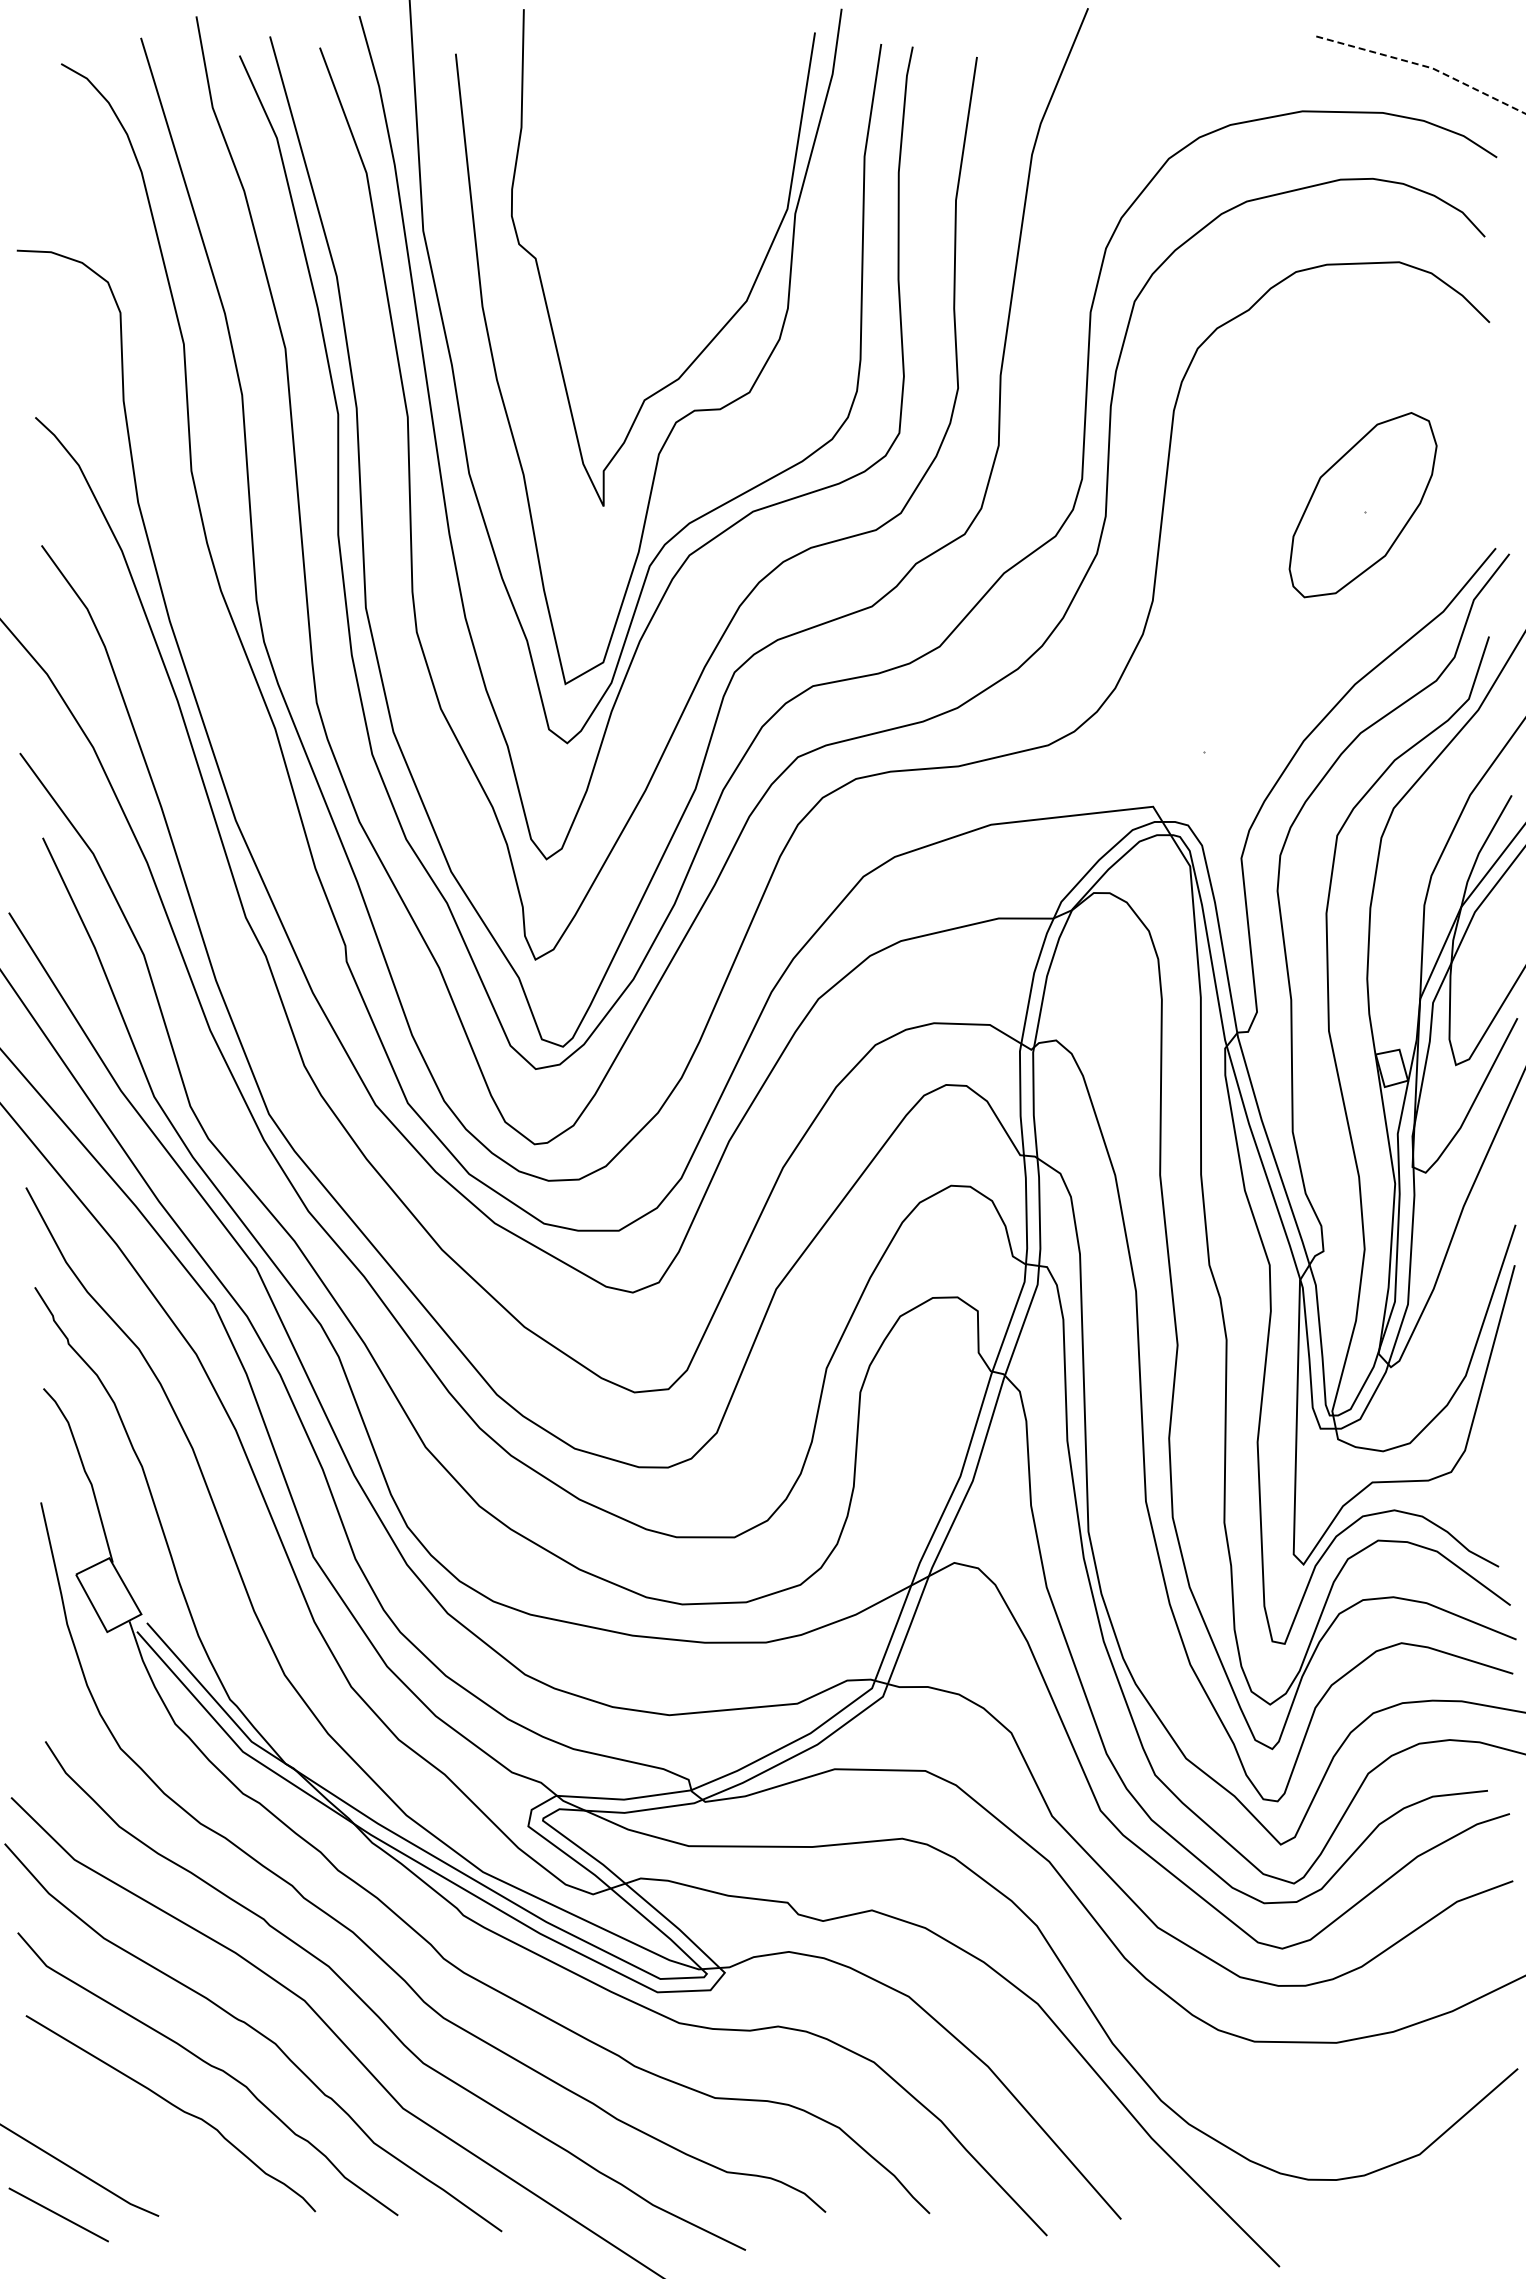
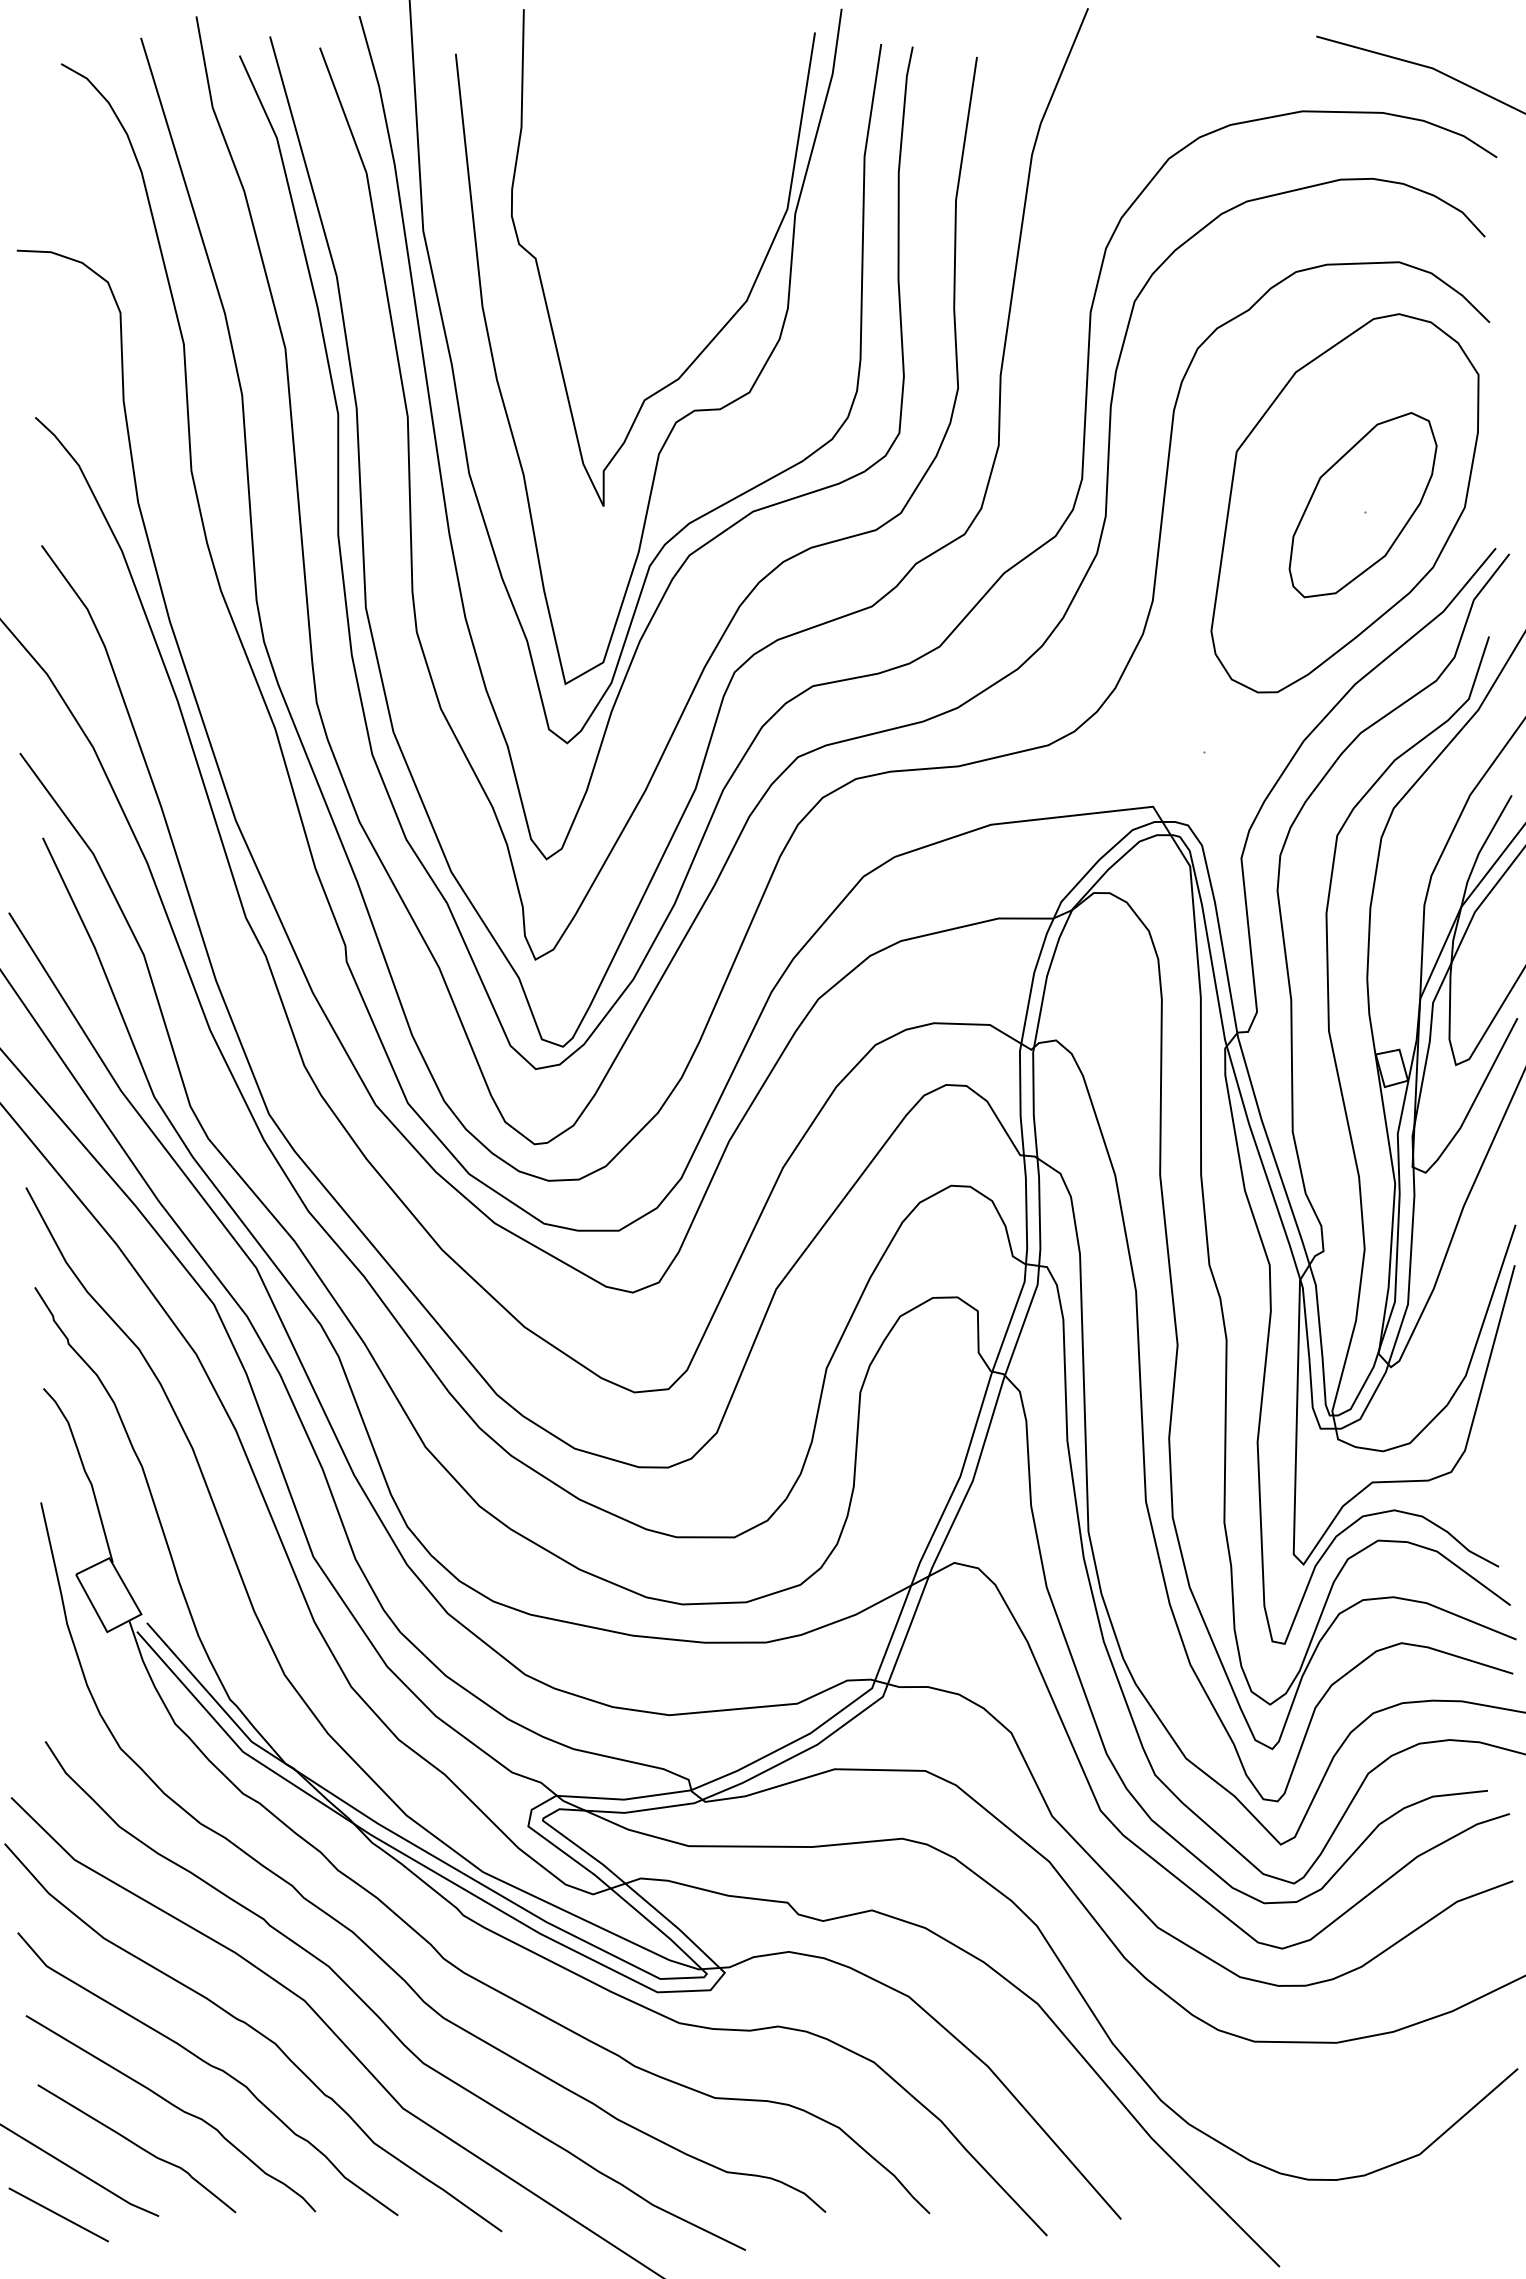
line: dashed -> solid (1424, 66)
part: none -> present (1344, 503)
curve: none -> present (136, 2146)
